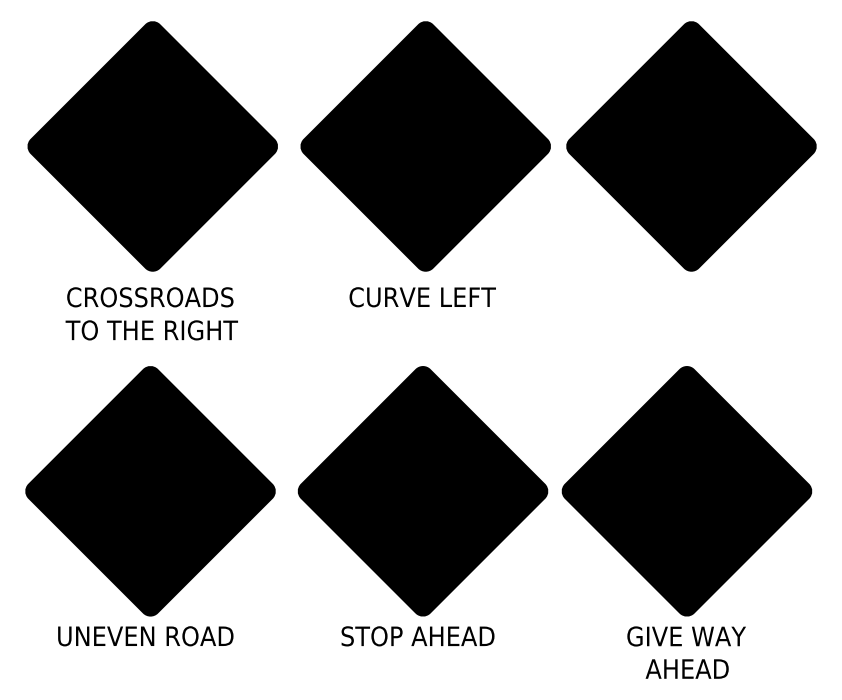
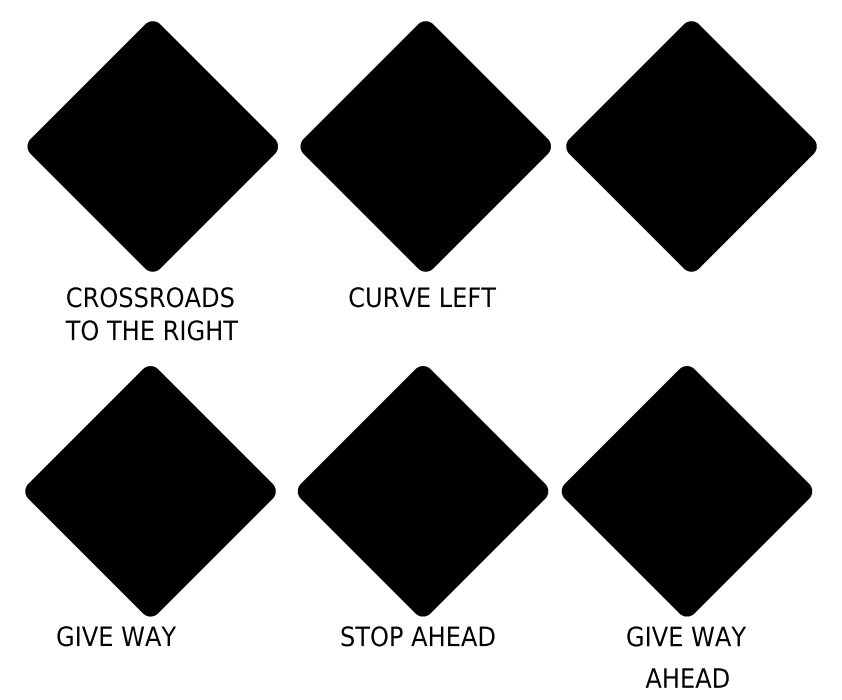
text: UNEVEN ROAD -> GIVE WAY (145, 636)
text position: (686, 668) -> (686, 677) (686, 677)
